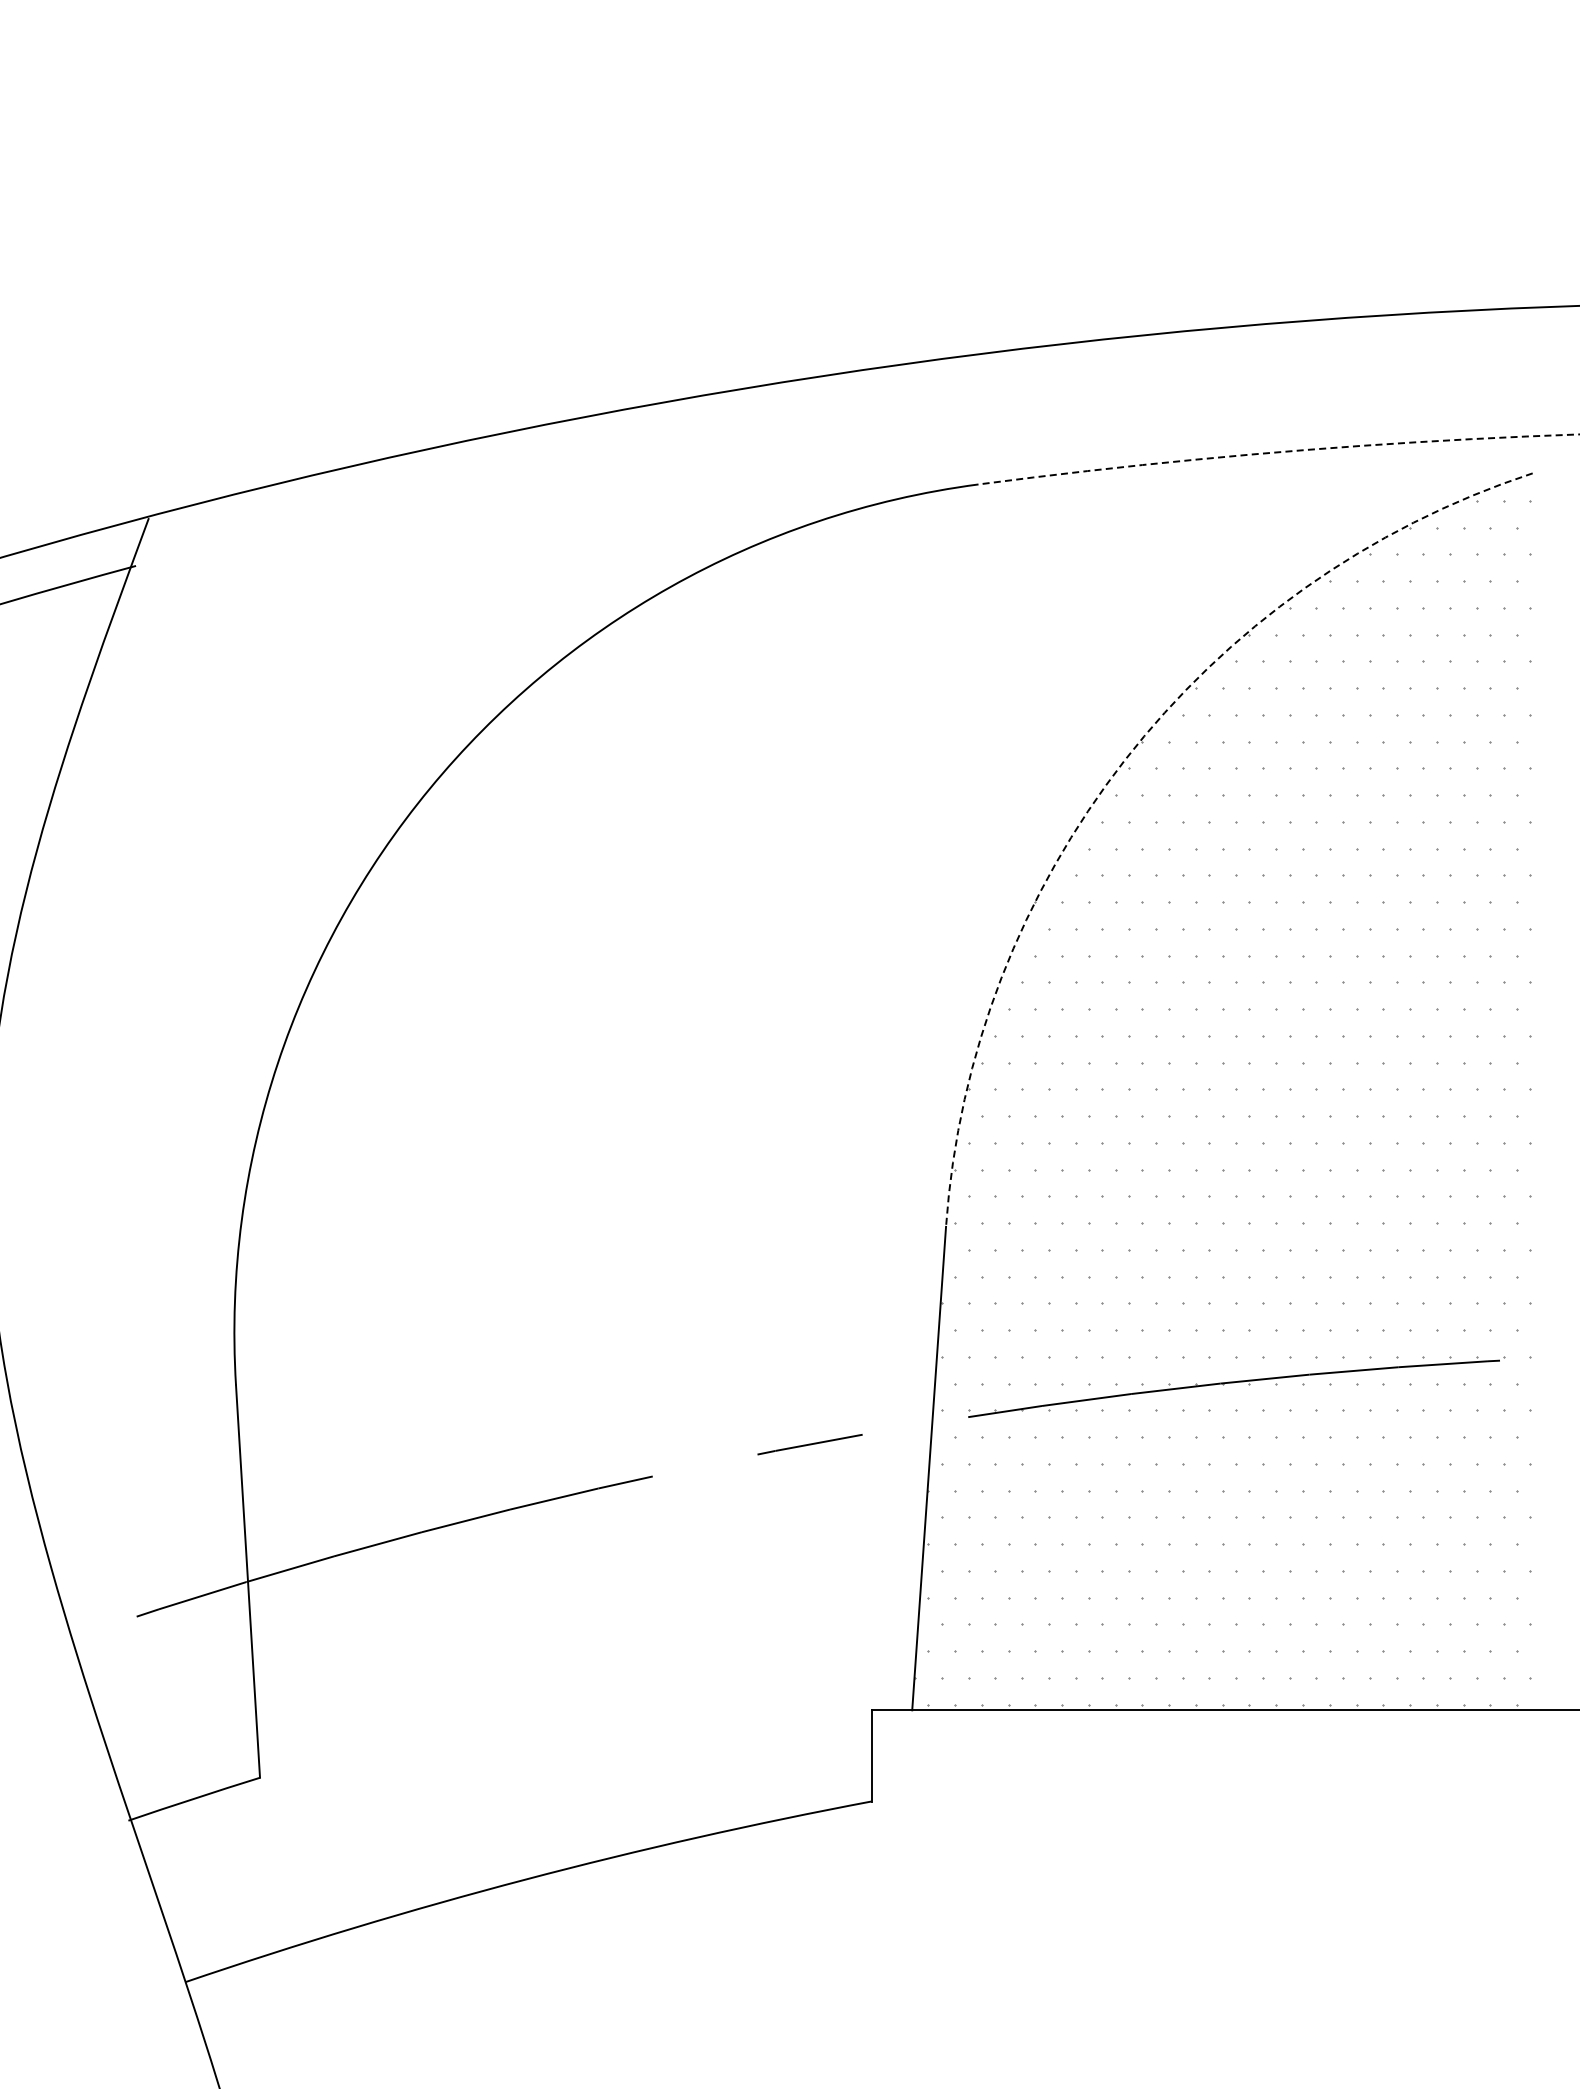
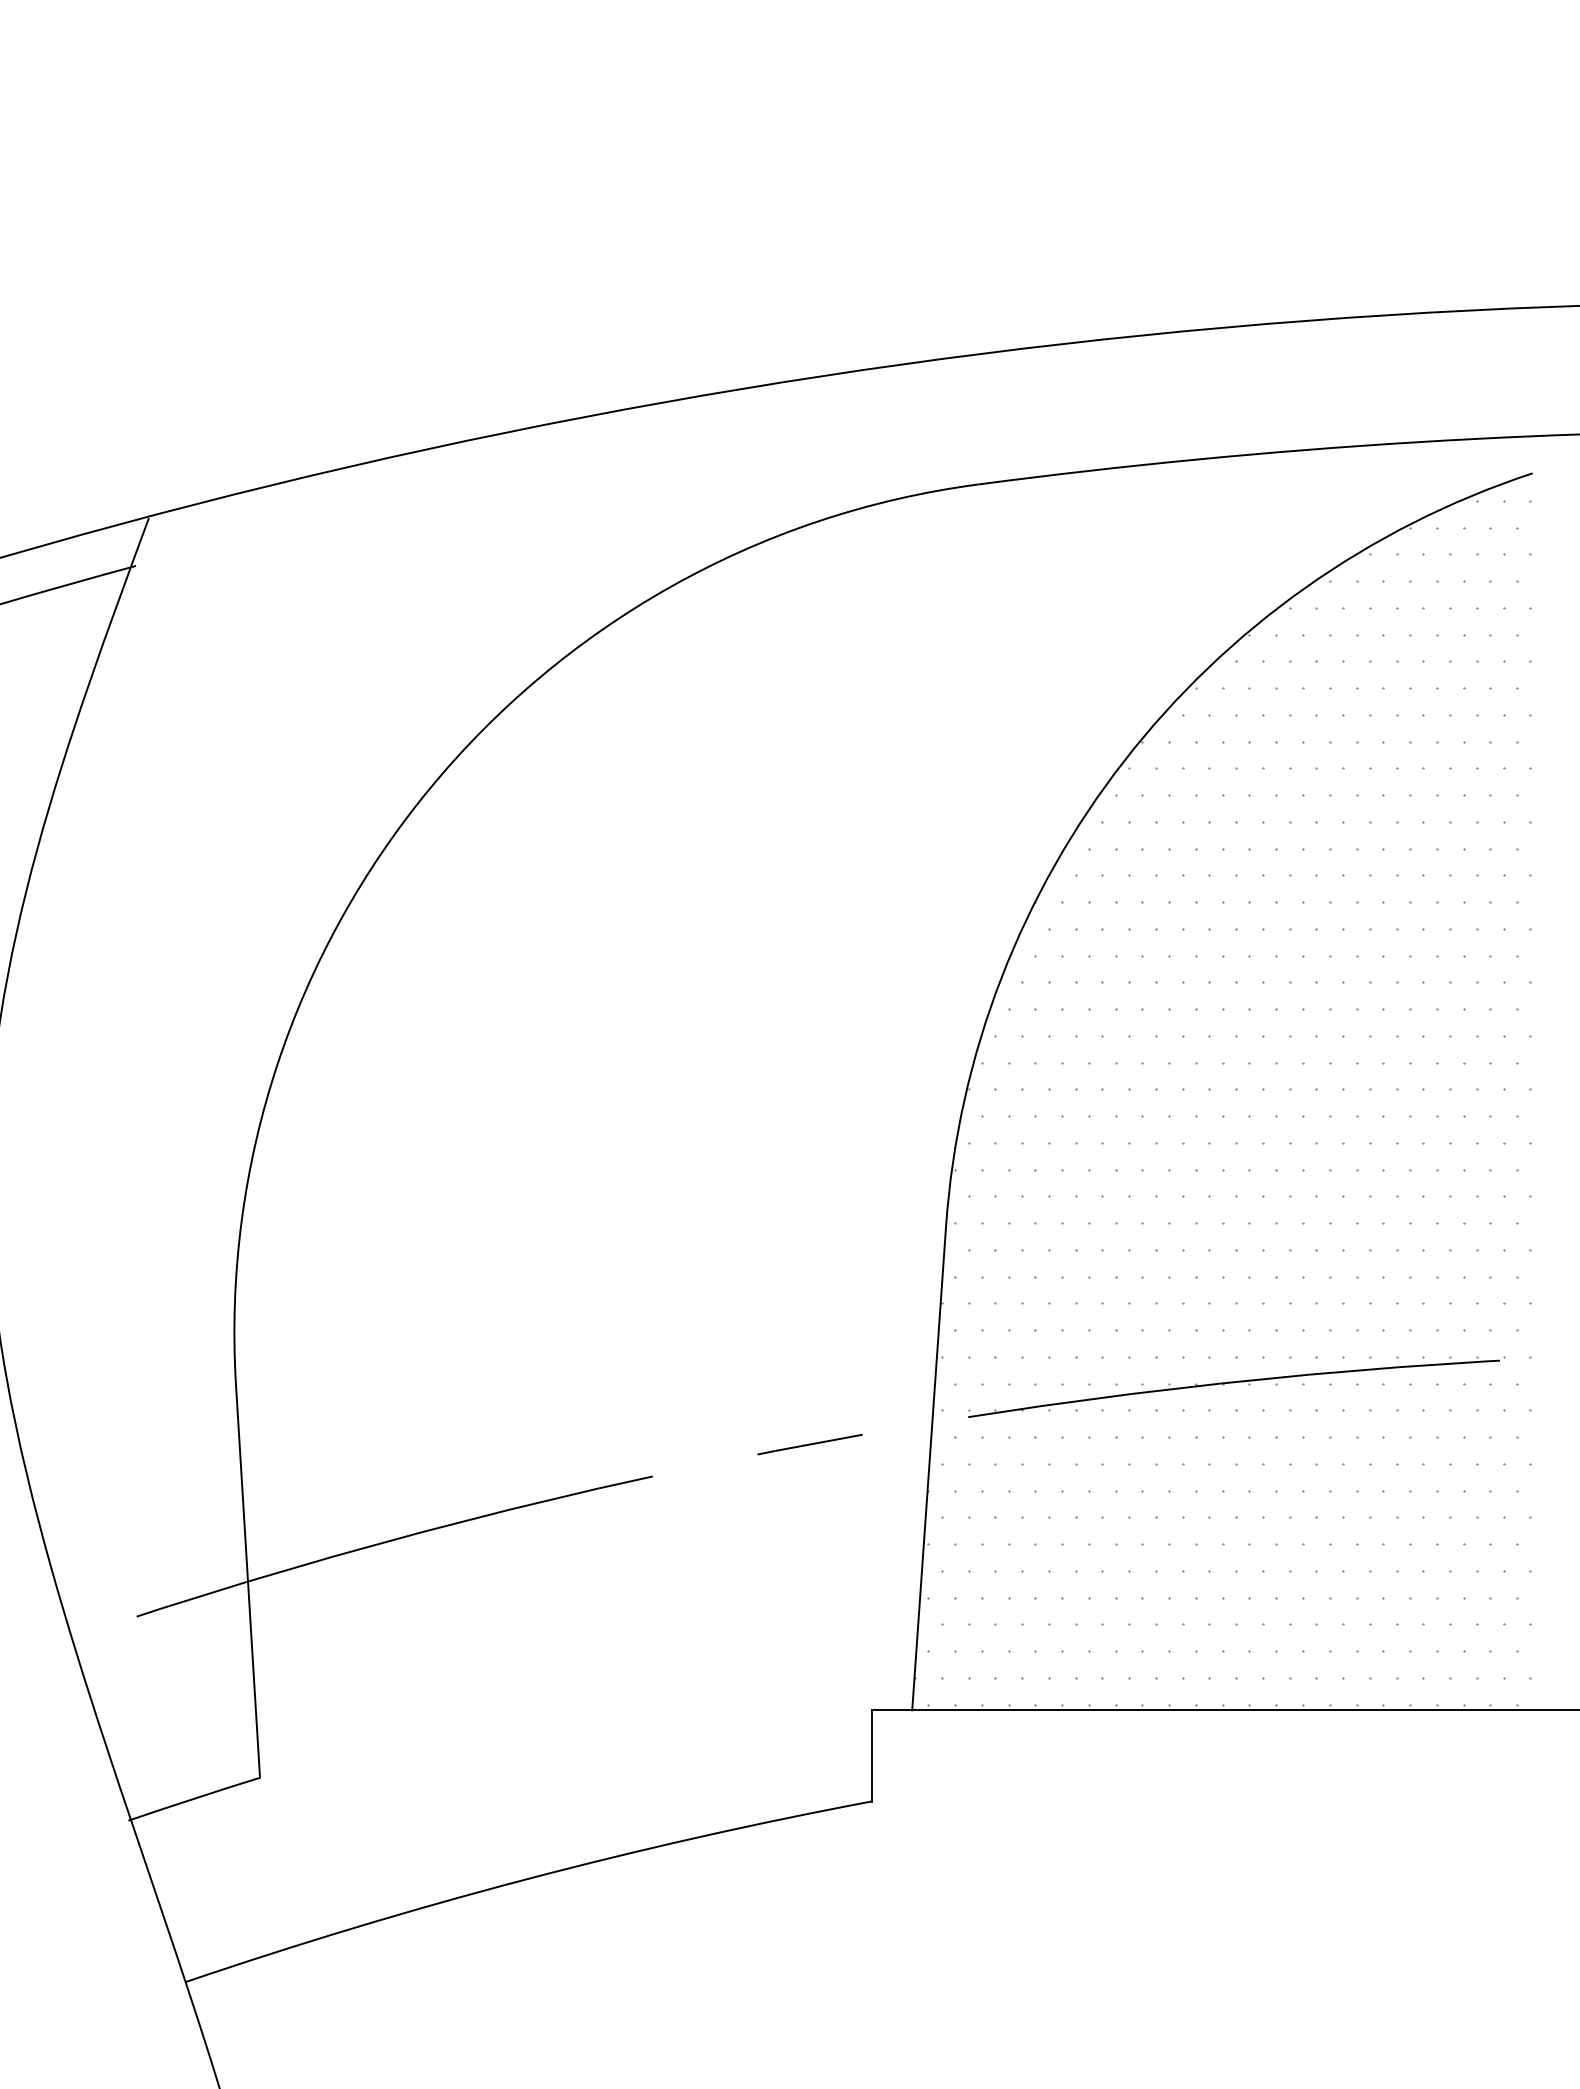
arc: dashed -> solid (1277, 452)
arc: dashed -> solid (1124, 760)
